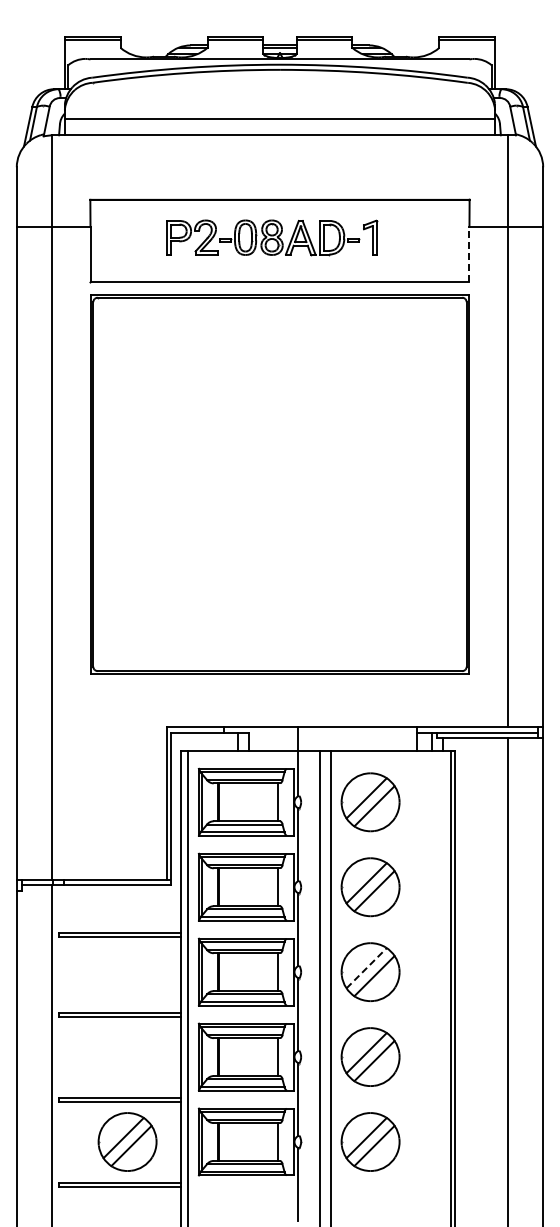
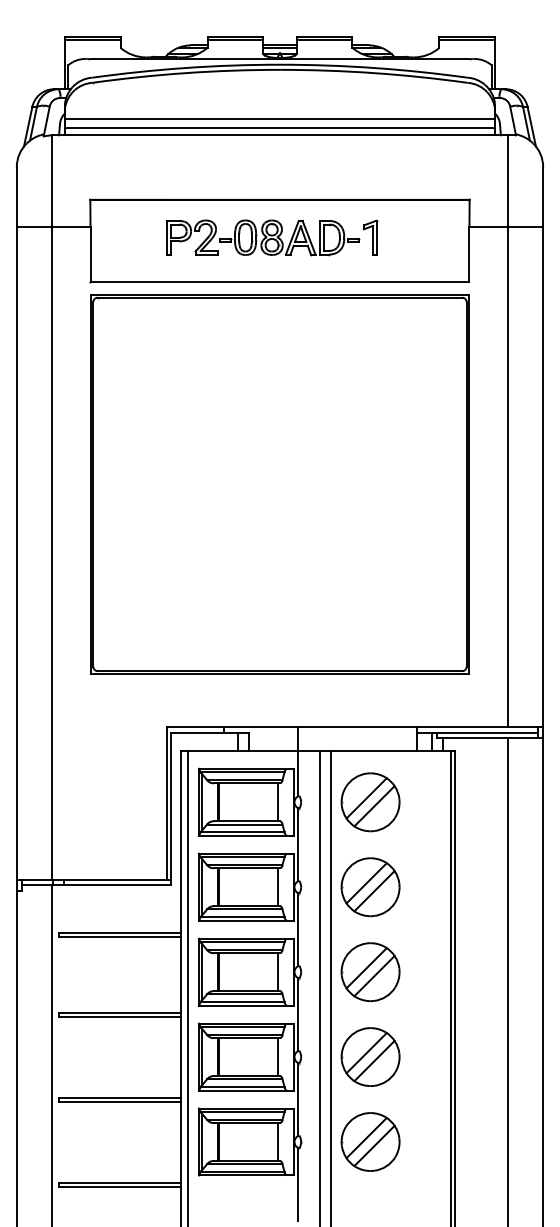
line: none -> present (279, 127)
line: dashed -> solid (469, 254)
line: dashed -> solid (367, 967)
part: present -> none (127, 1141)
